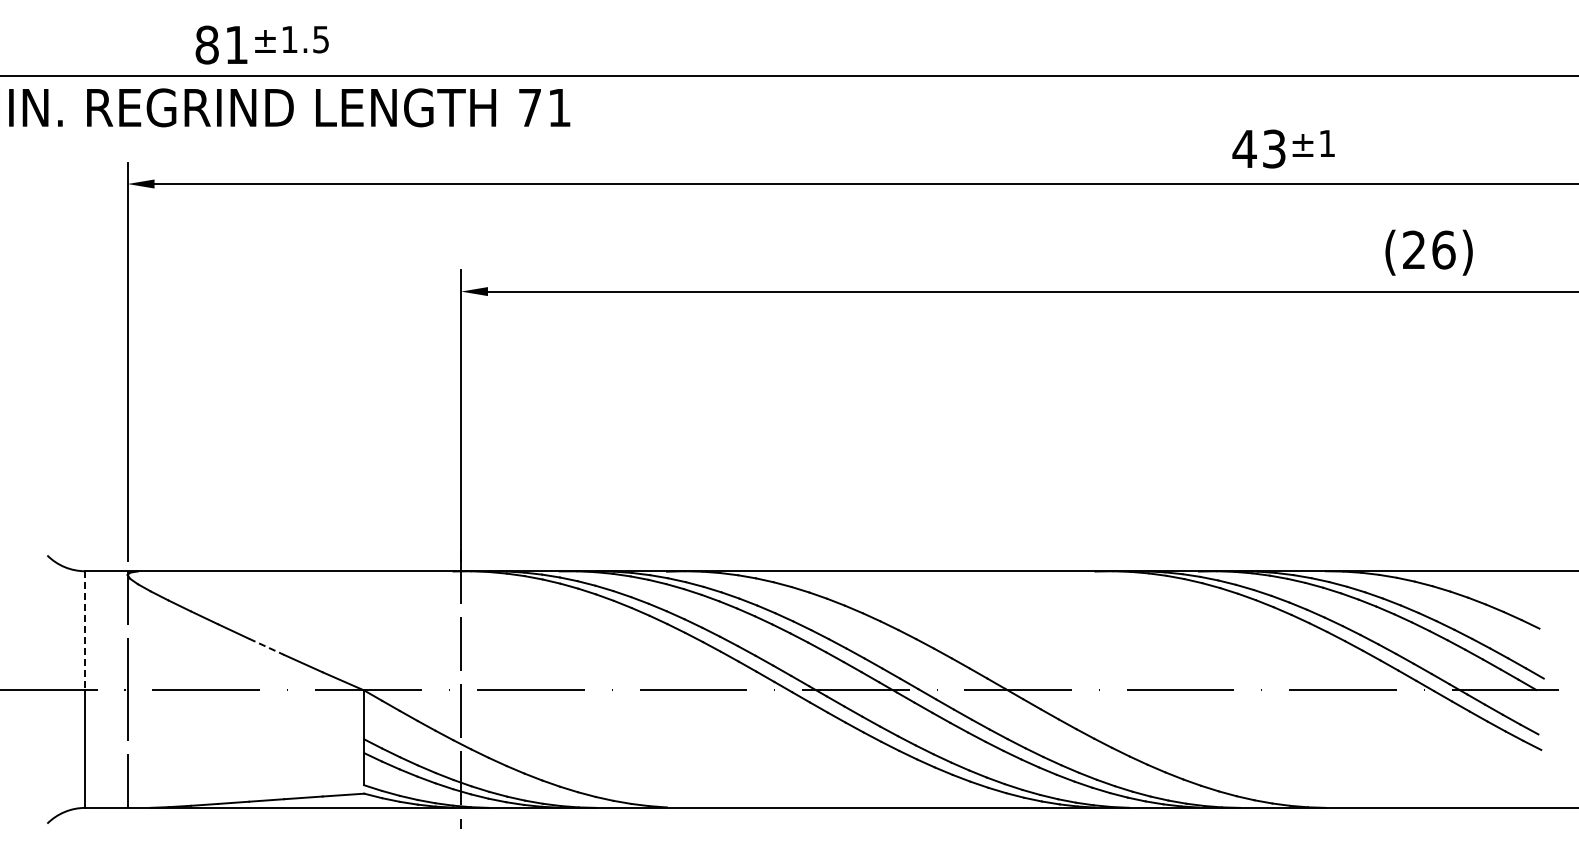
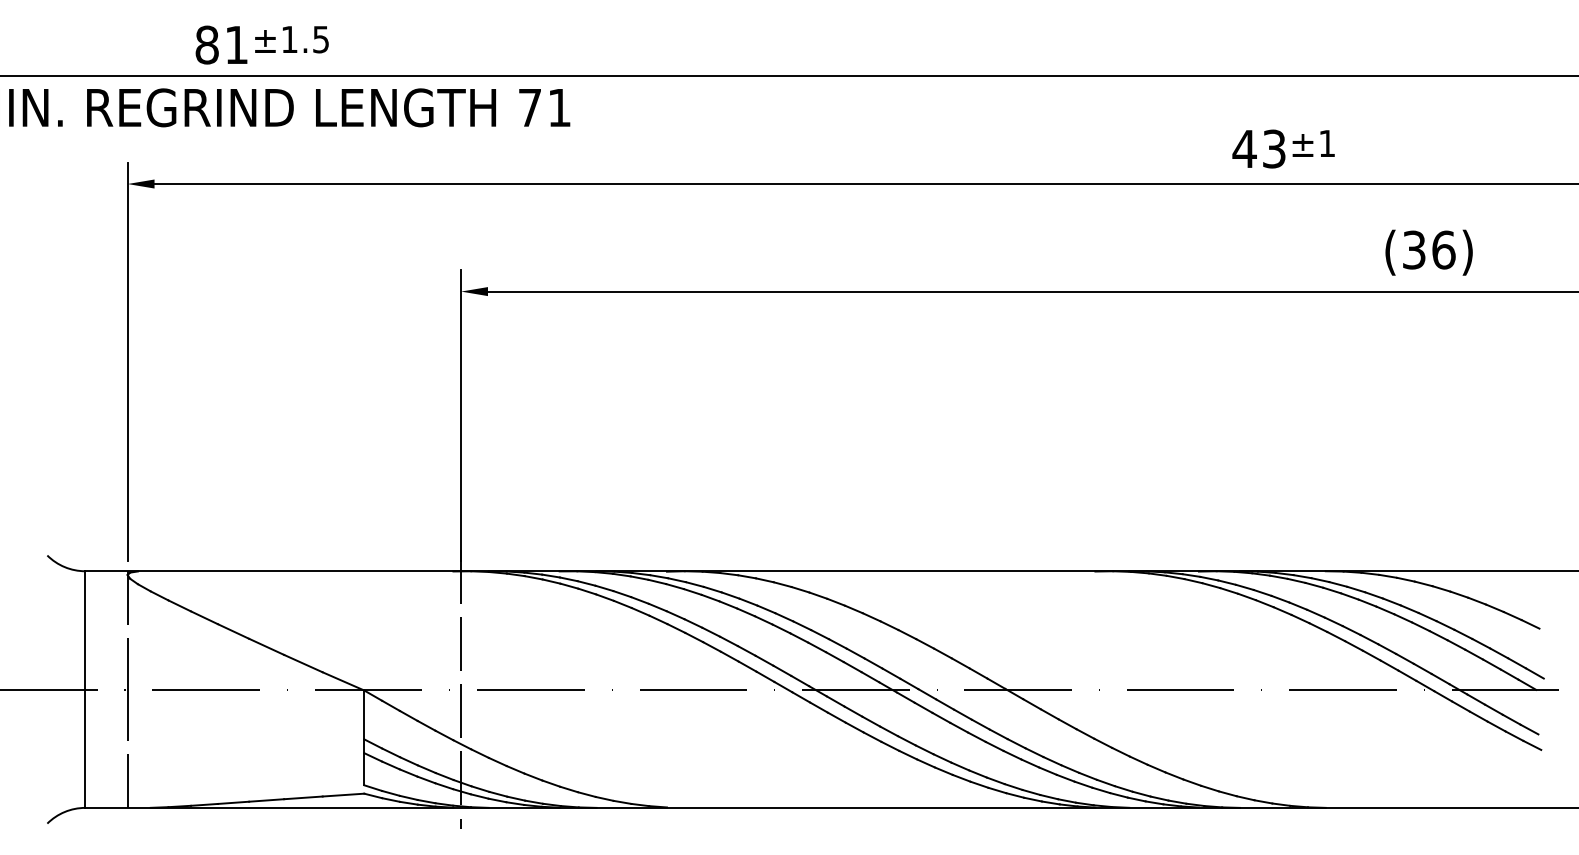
text: (26) -> (36) (1414, 249)
line: dashed -> solid (85, 630)
line: dashed -> solid (267, 647)
